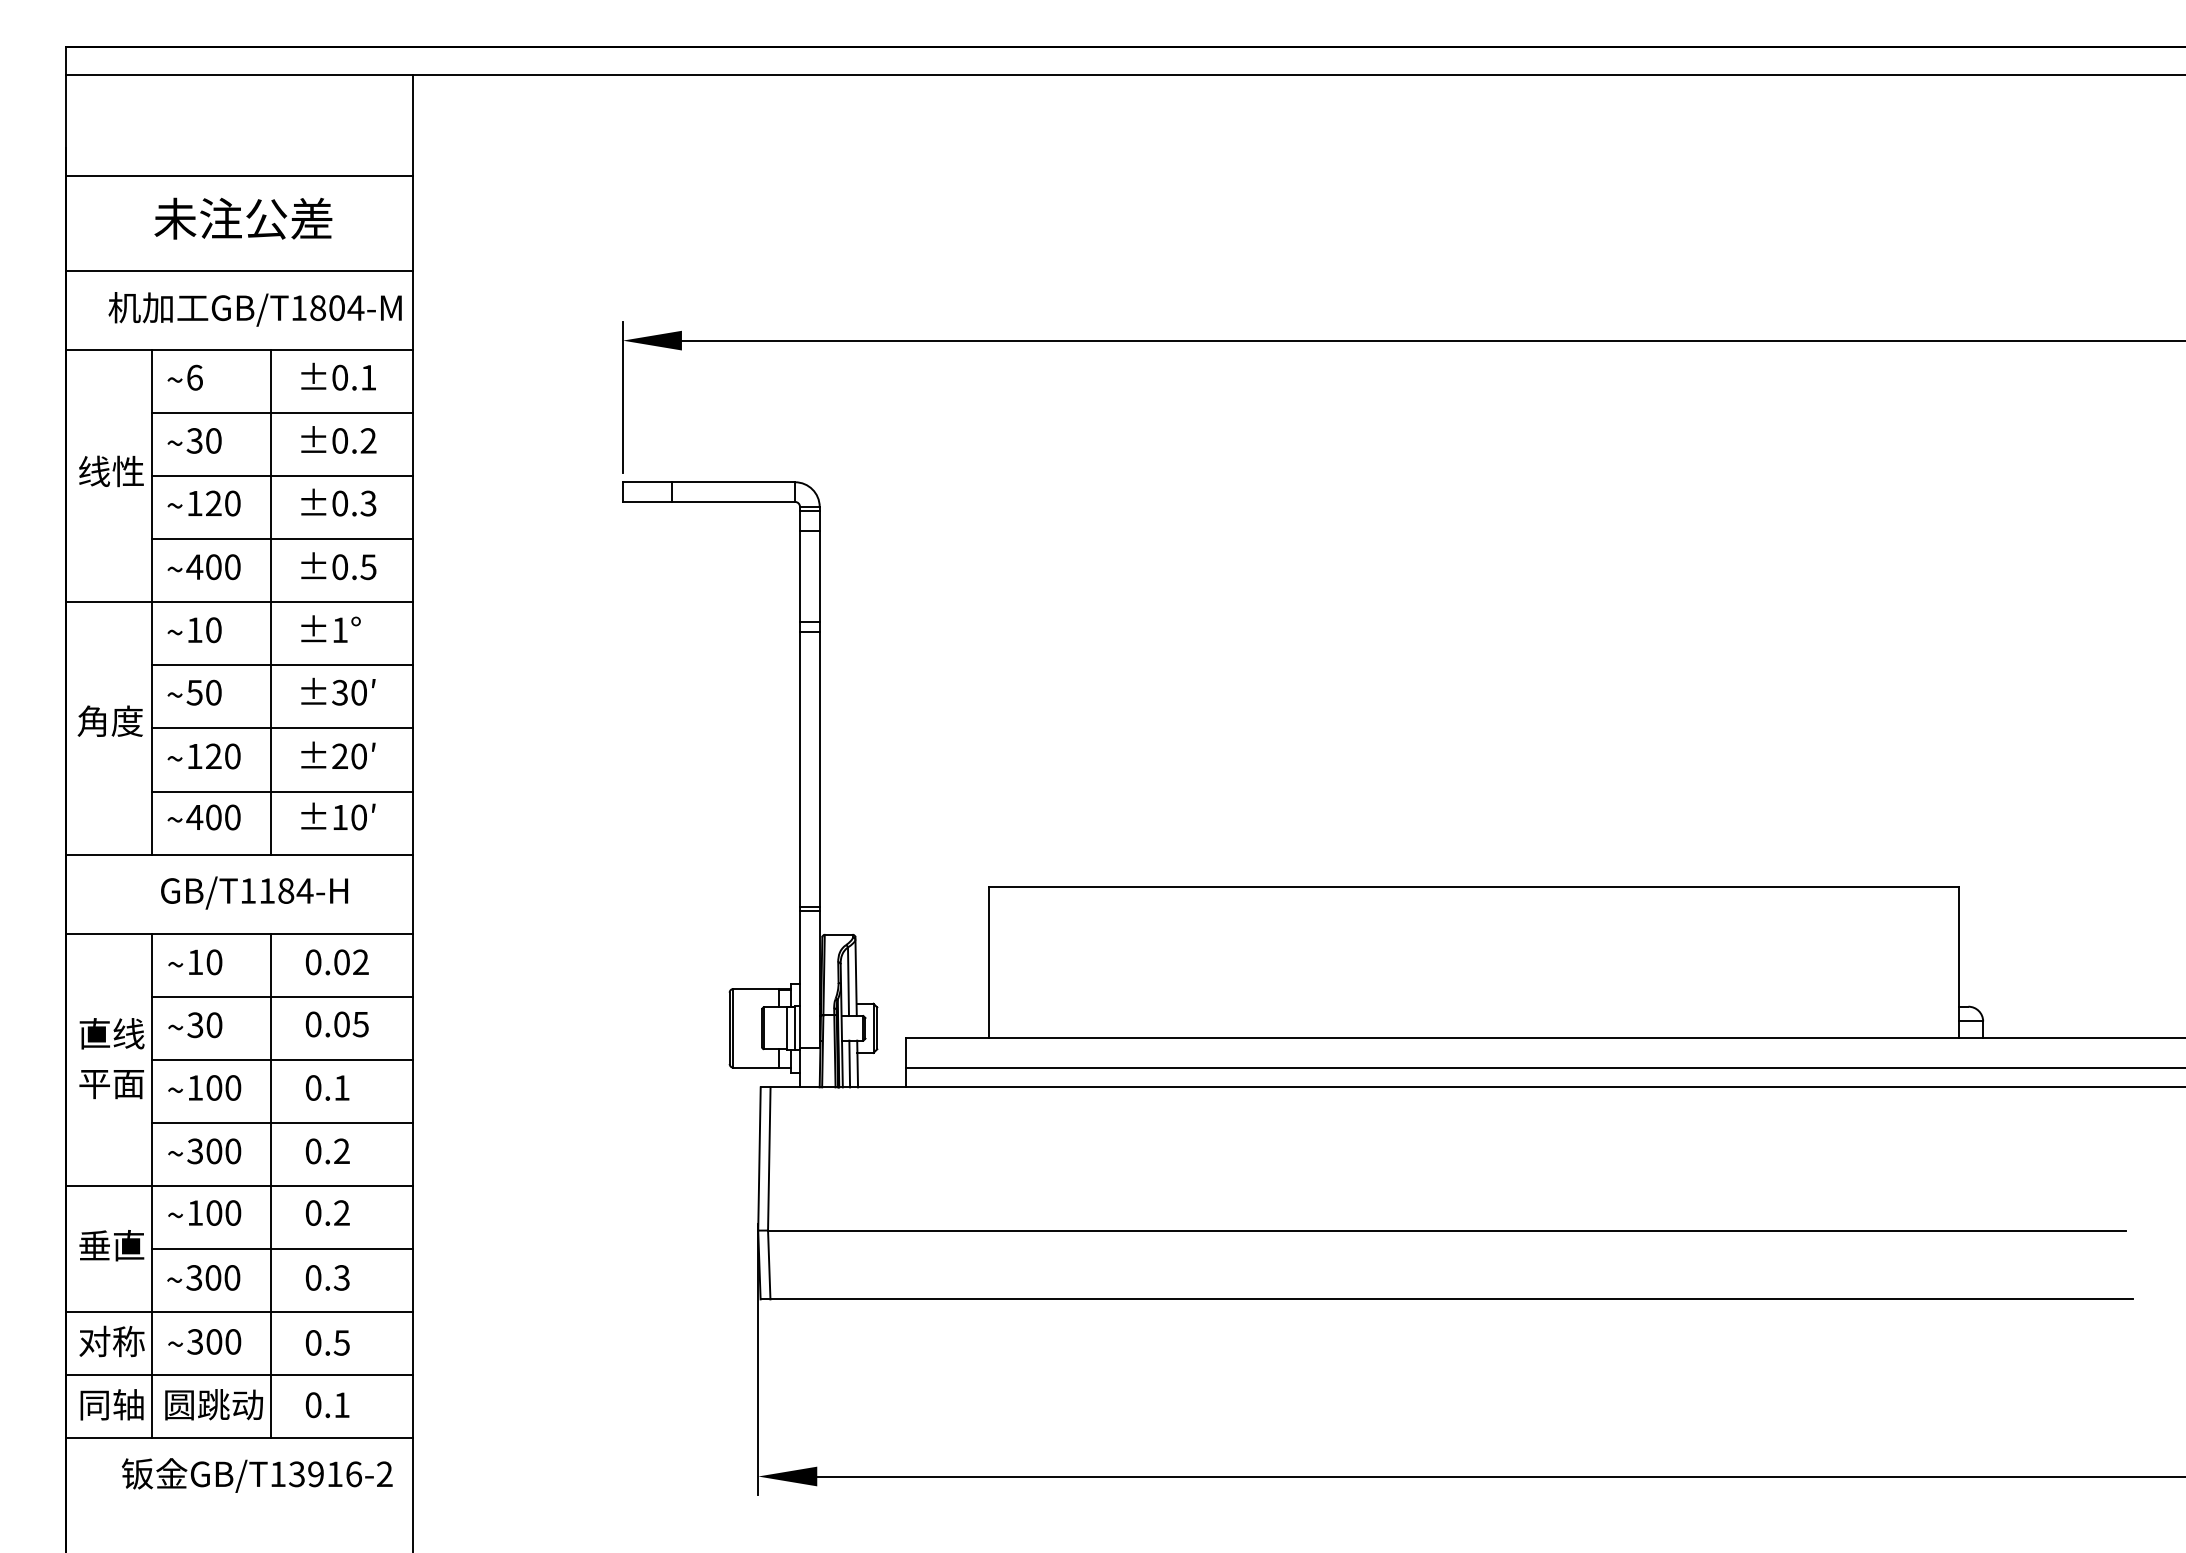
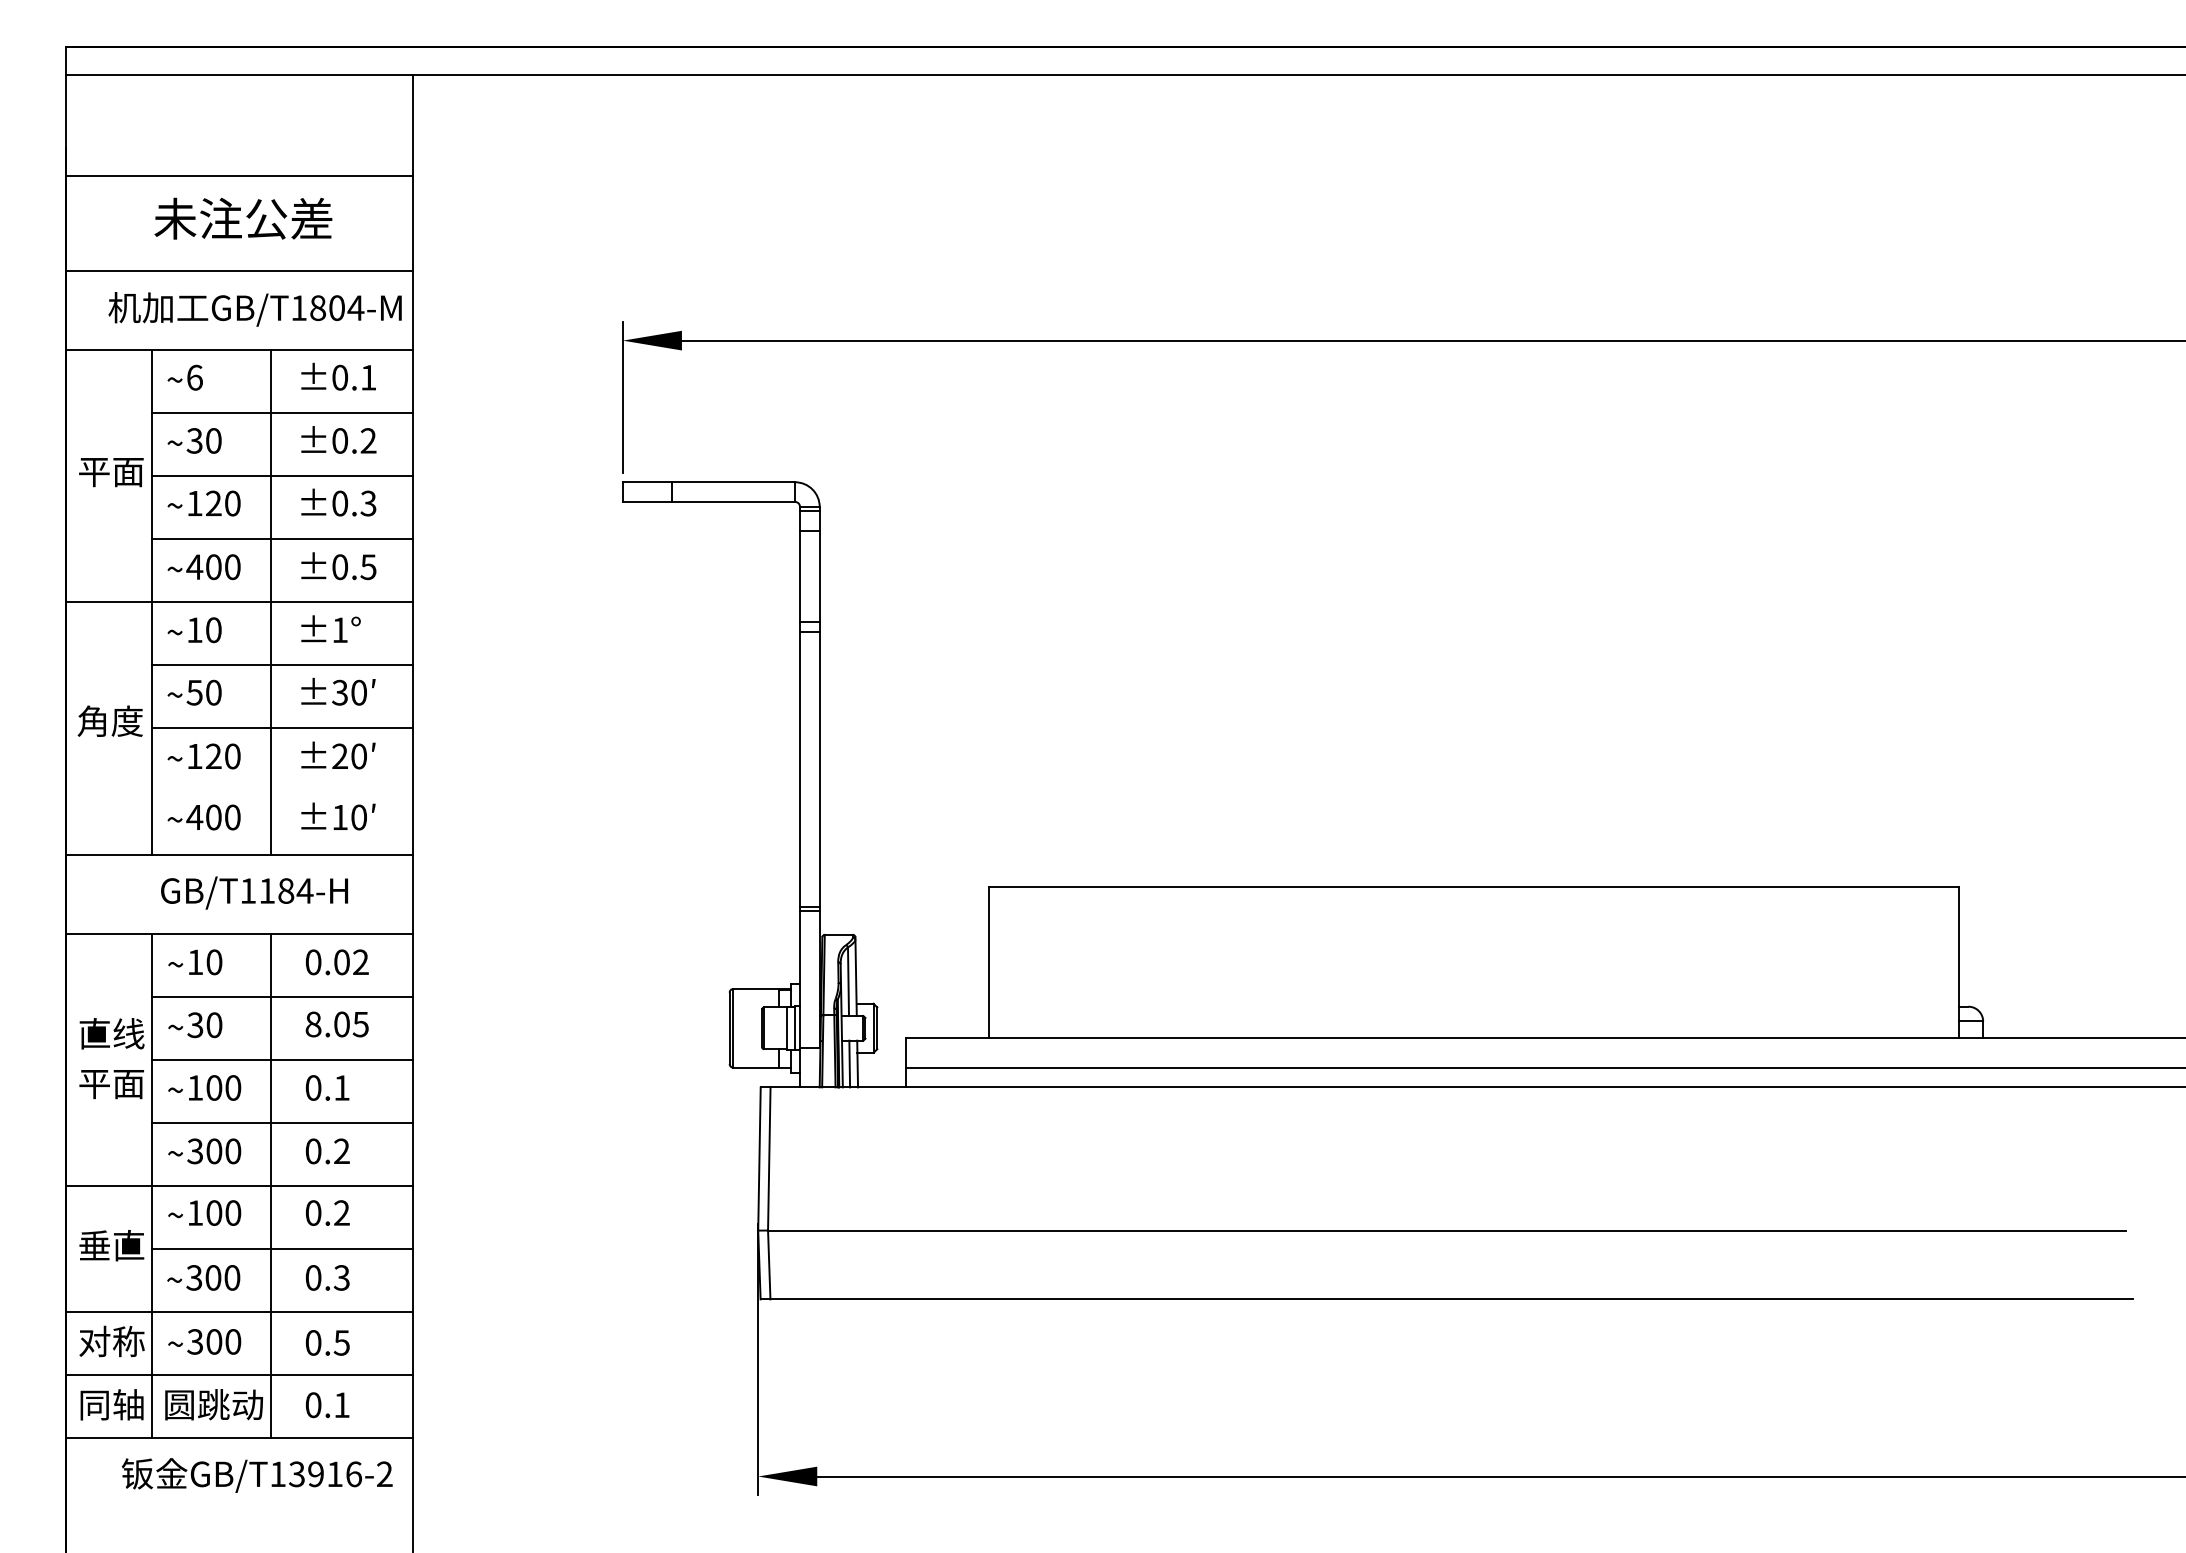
text: 线性 -> 平面 (111, 471)
line: present -> none (282, 791)
text: 0.05 -> 8.05 (313, 1024)
